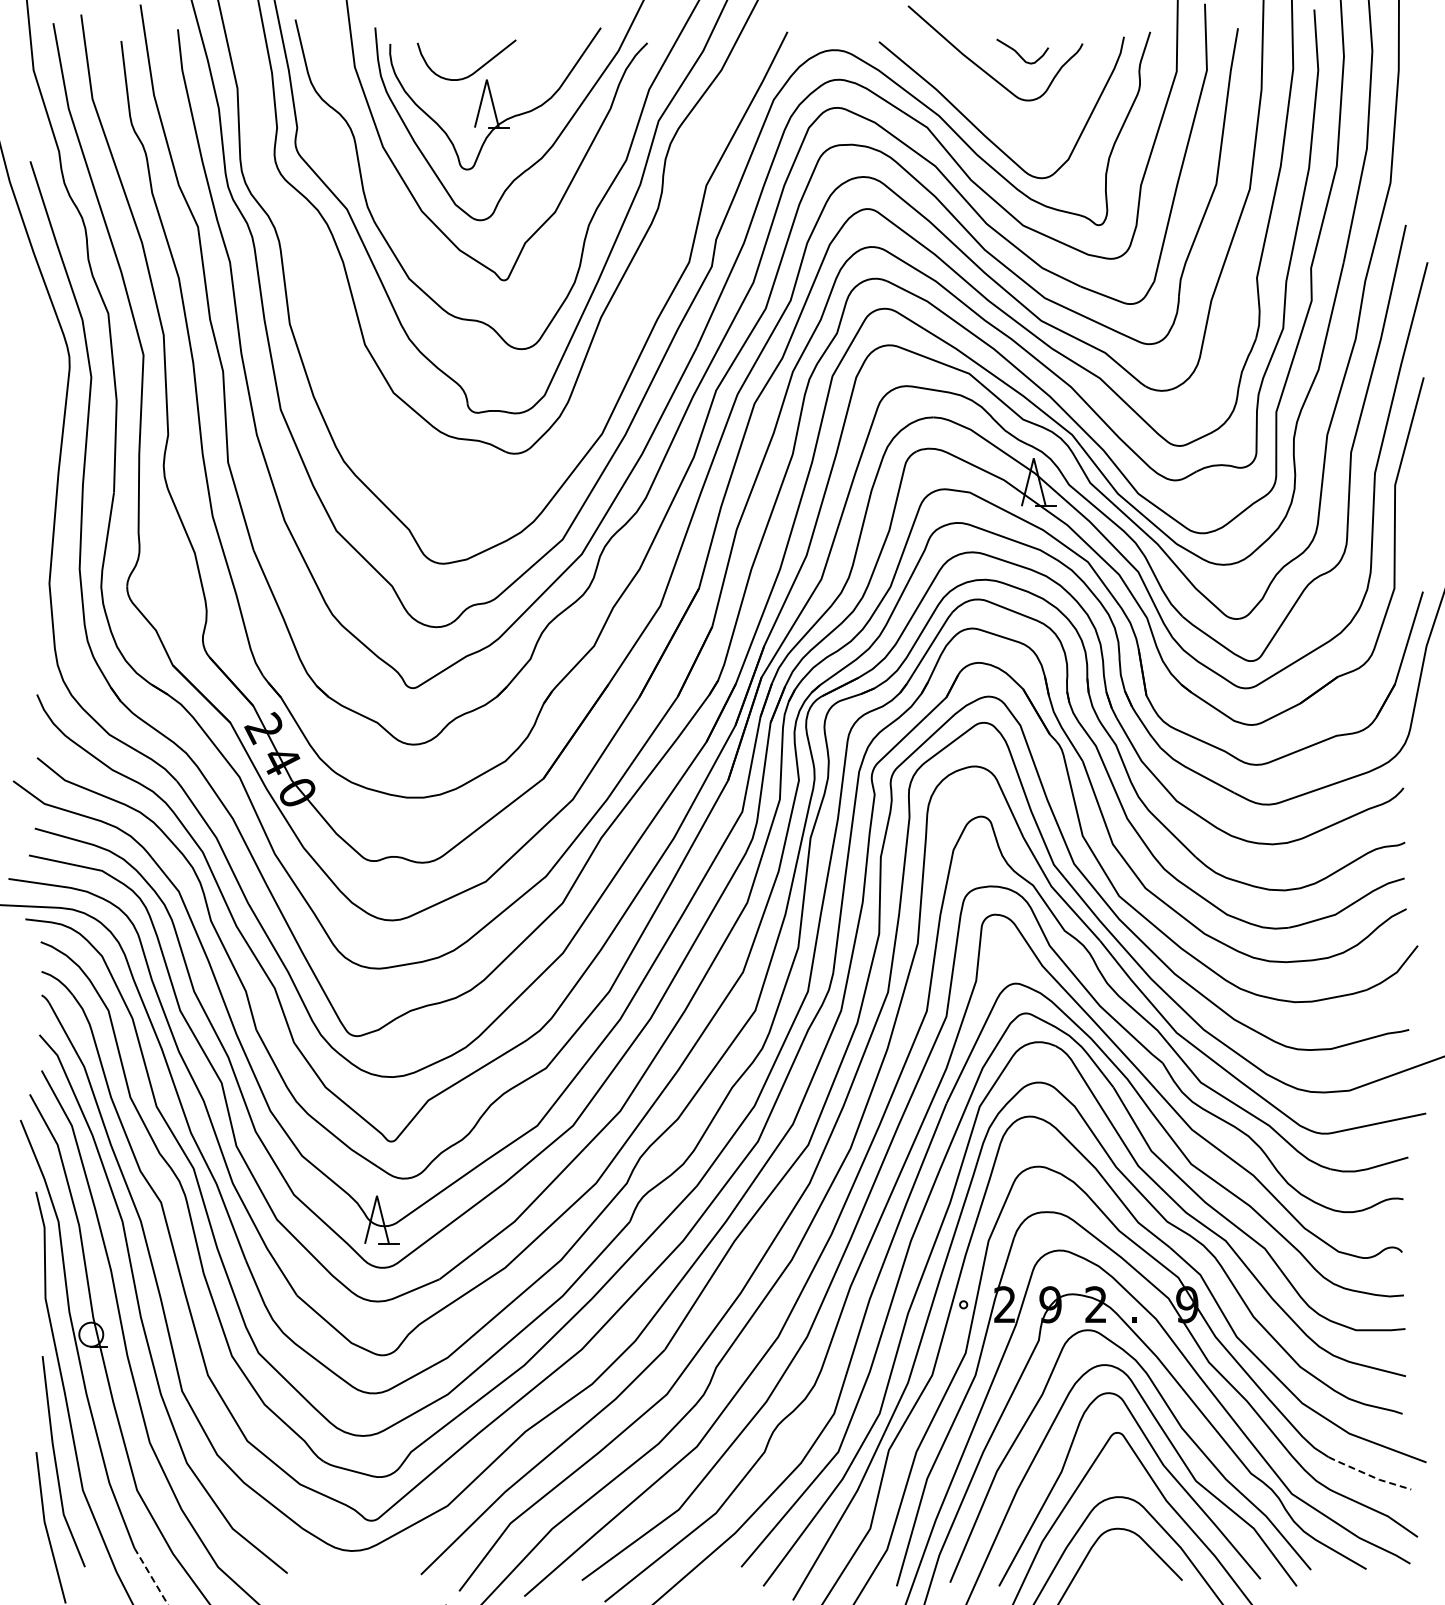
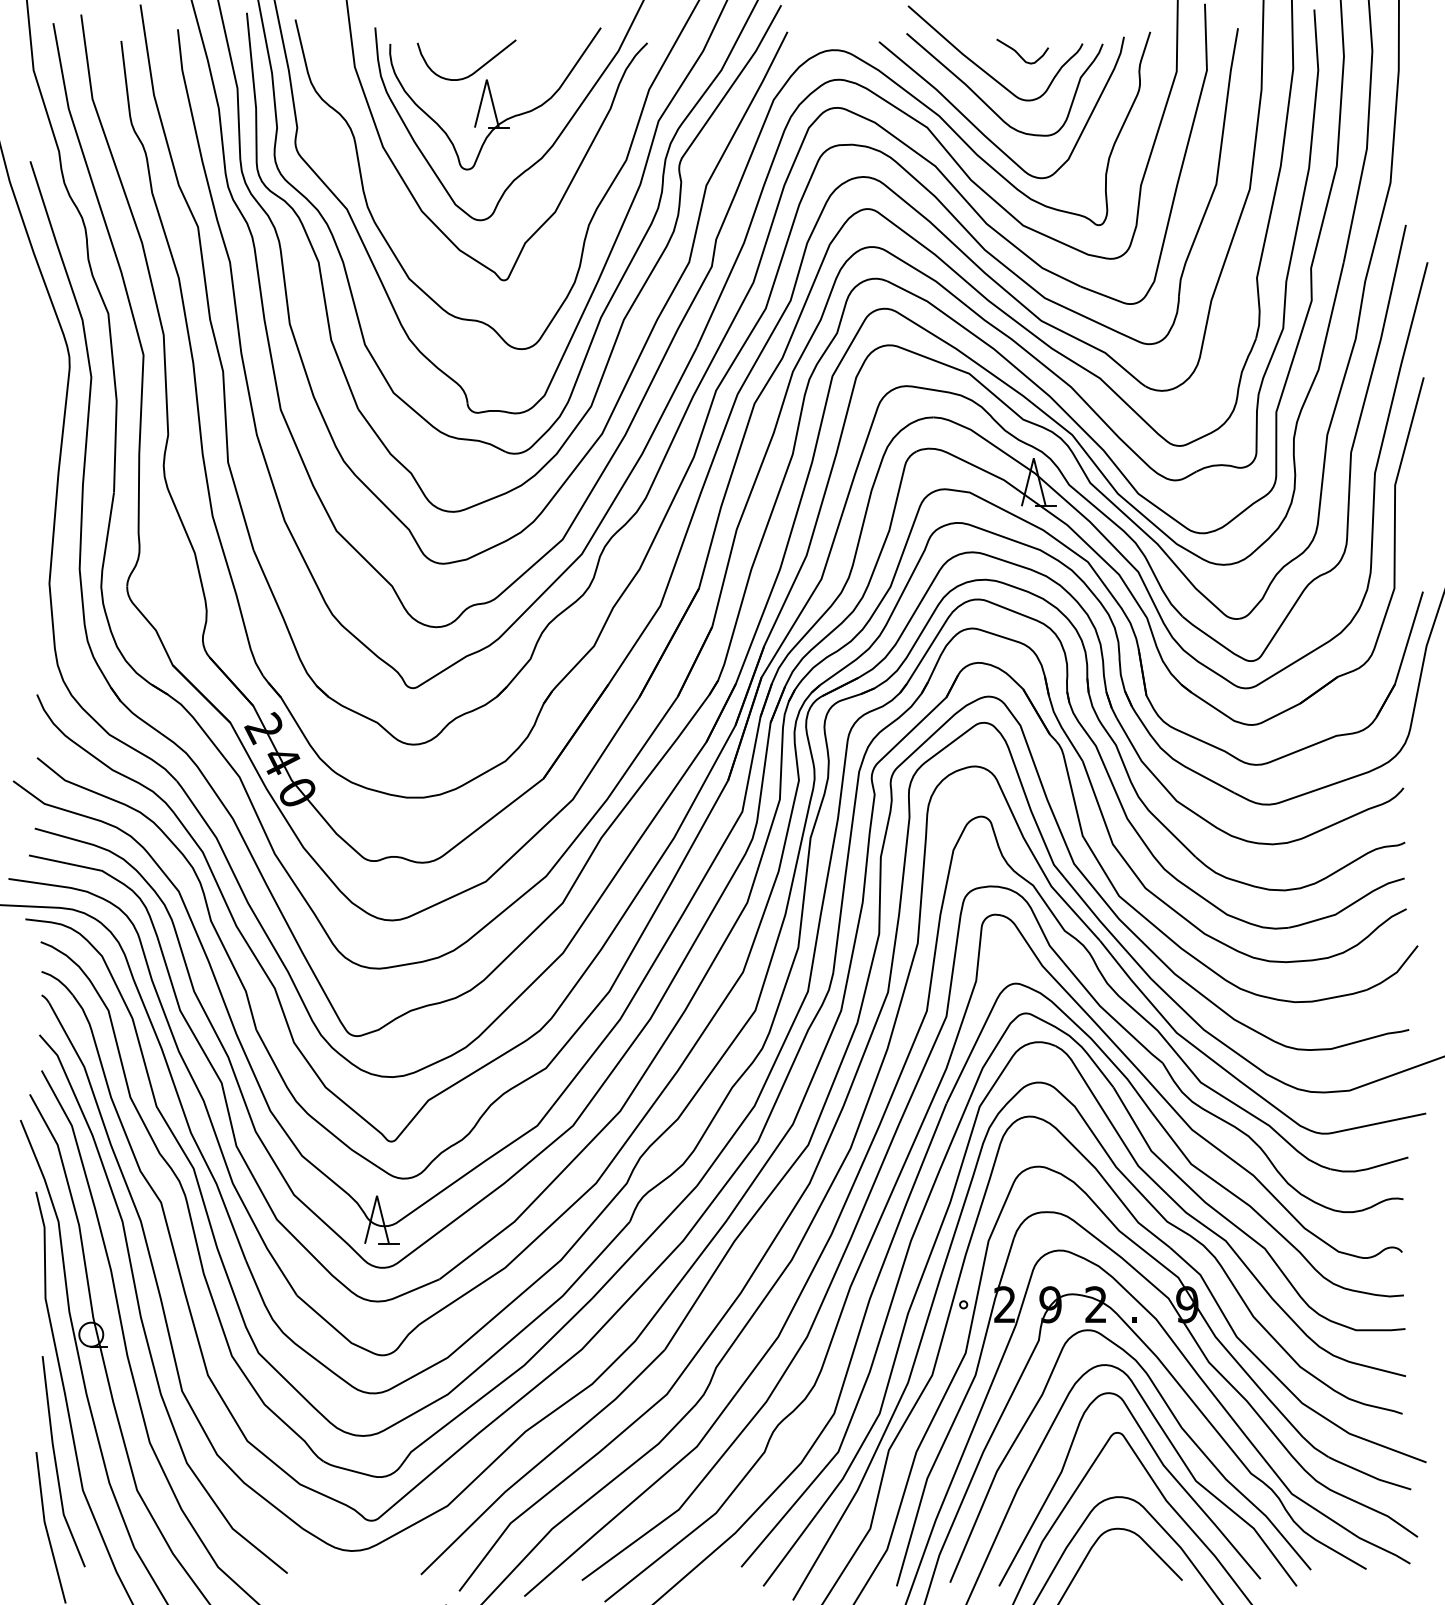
curve: none -> present (985, 102)
part: none -> present (625, 314)
line: dashed -> solid (1369, 1475)
line: dashed -> solid (151, 1576)
